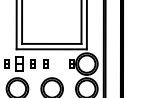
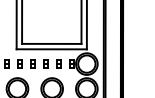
part size: 9x16 px -> 6x10 px (19, 63)
part: none -> present (58, 63)
